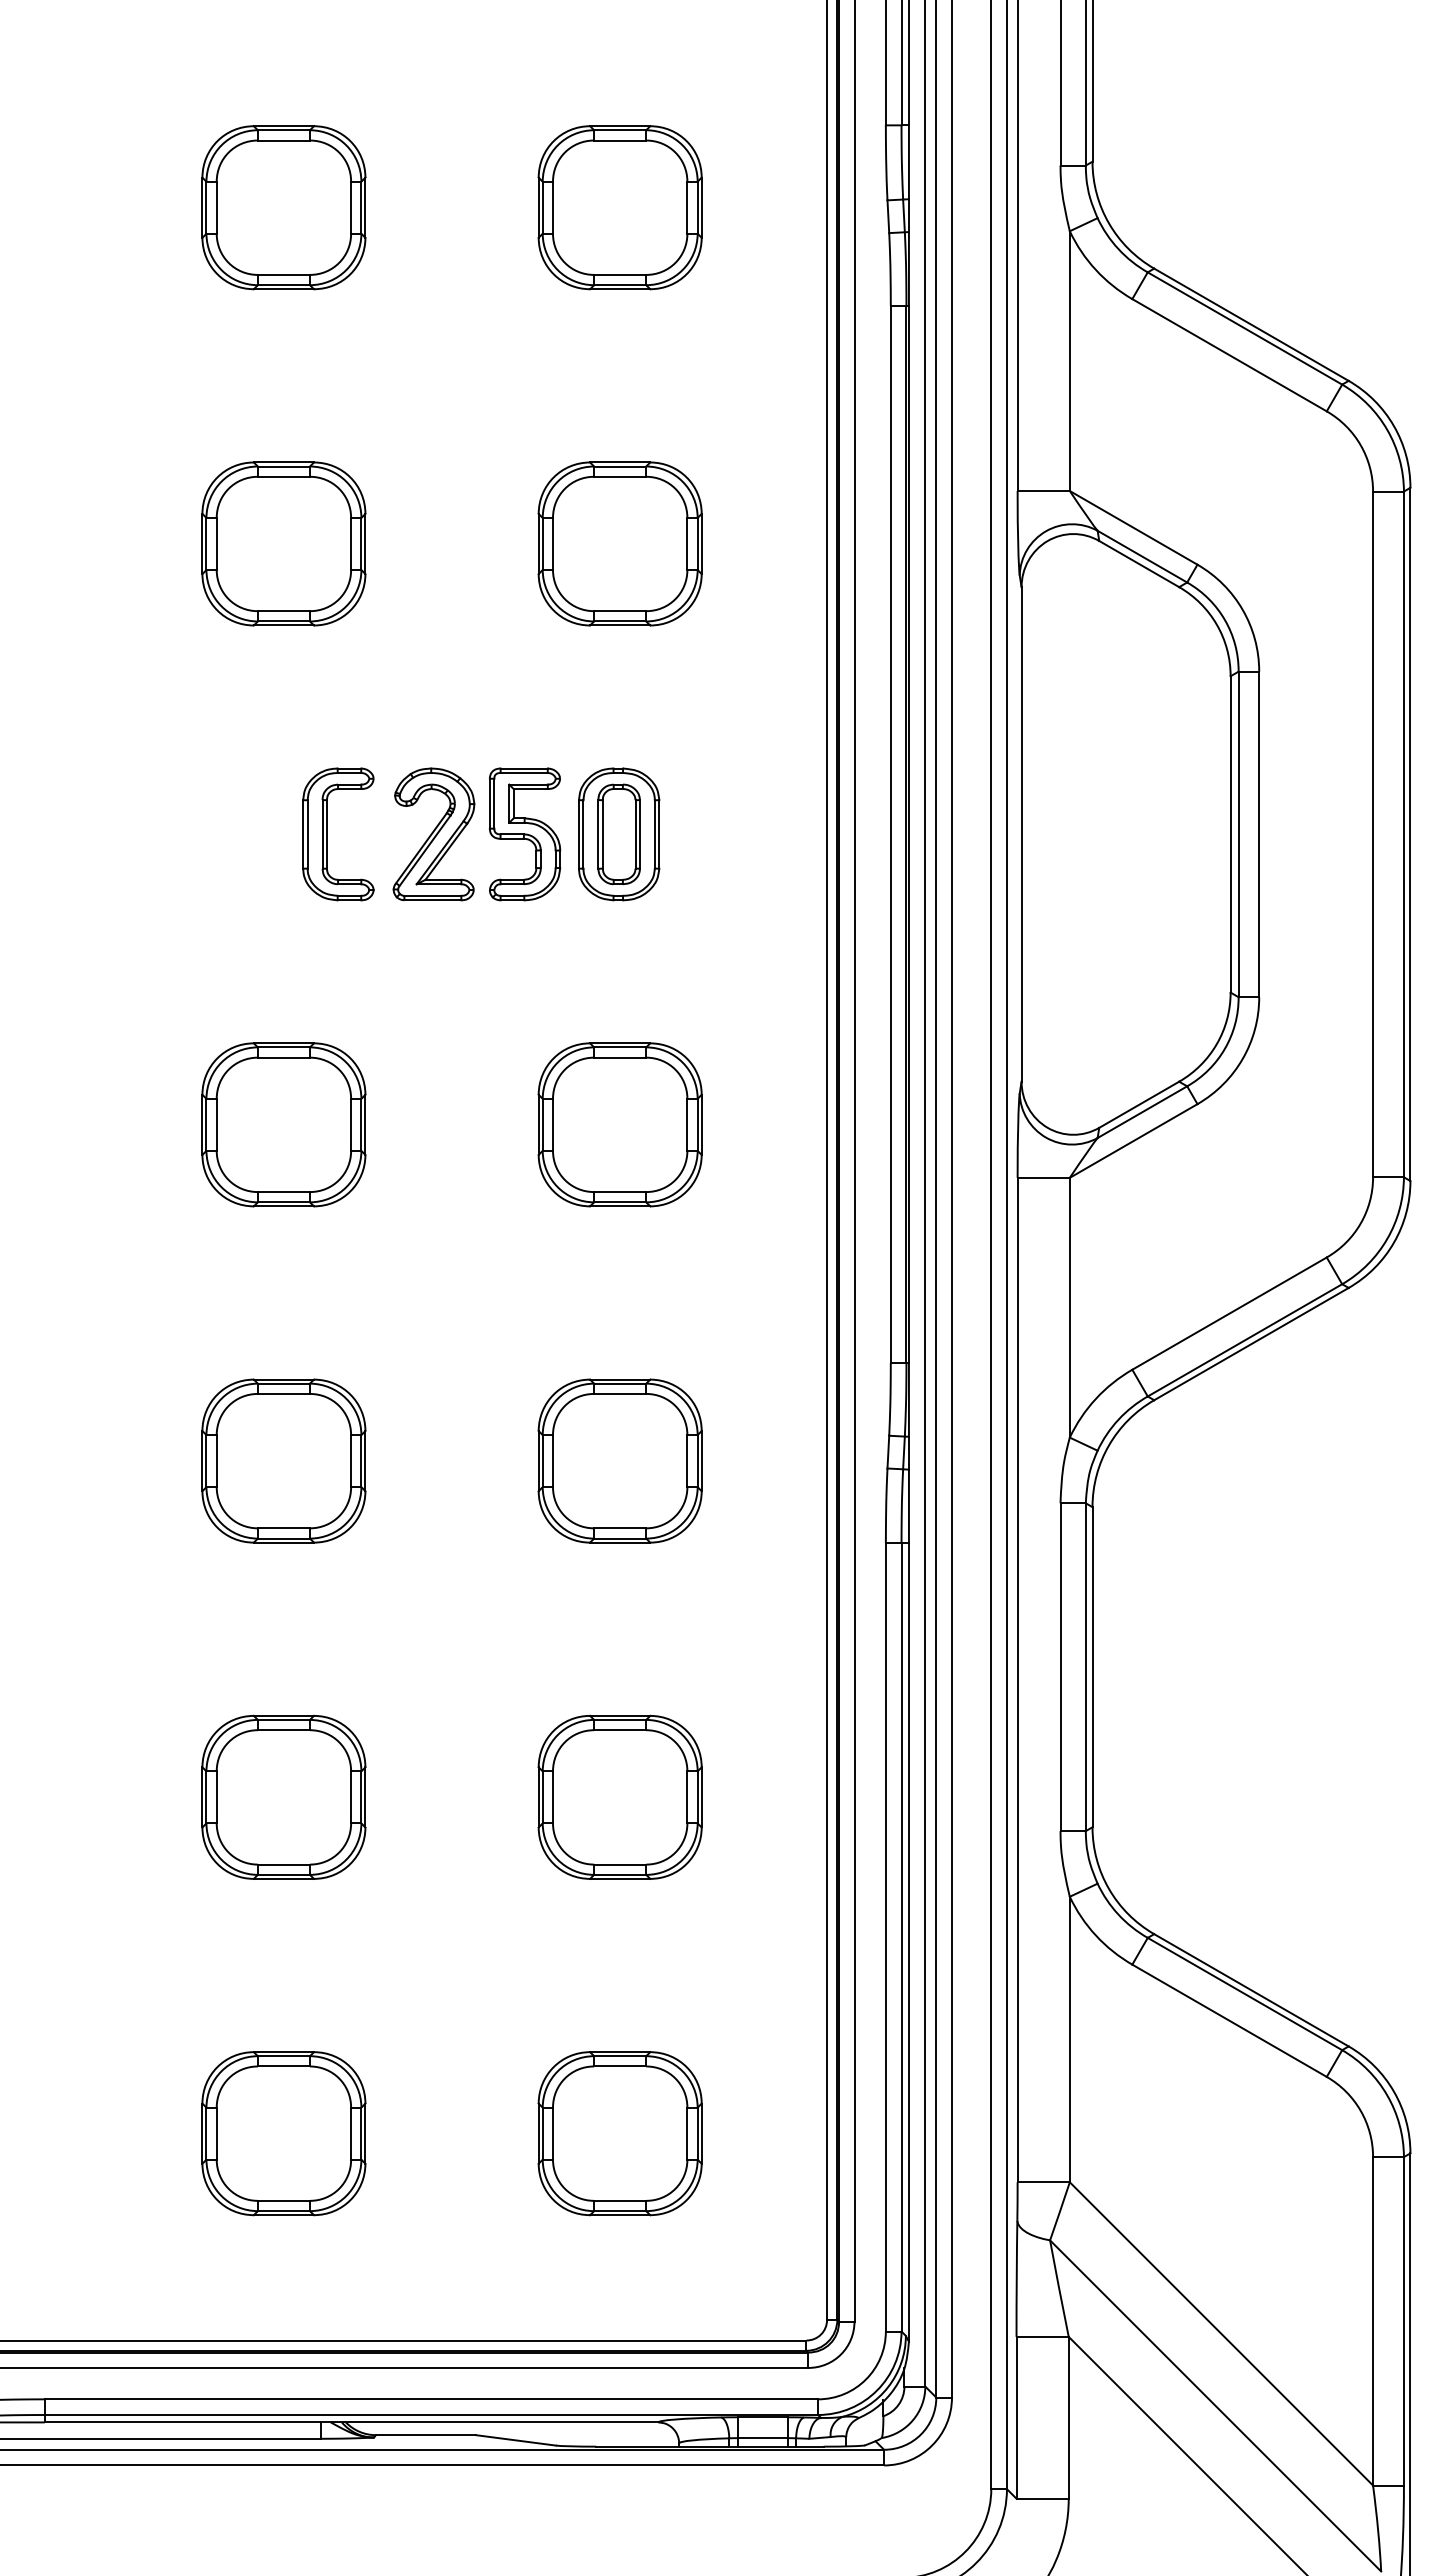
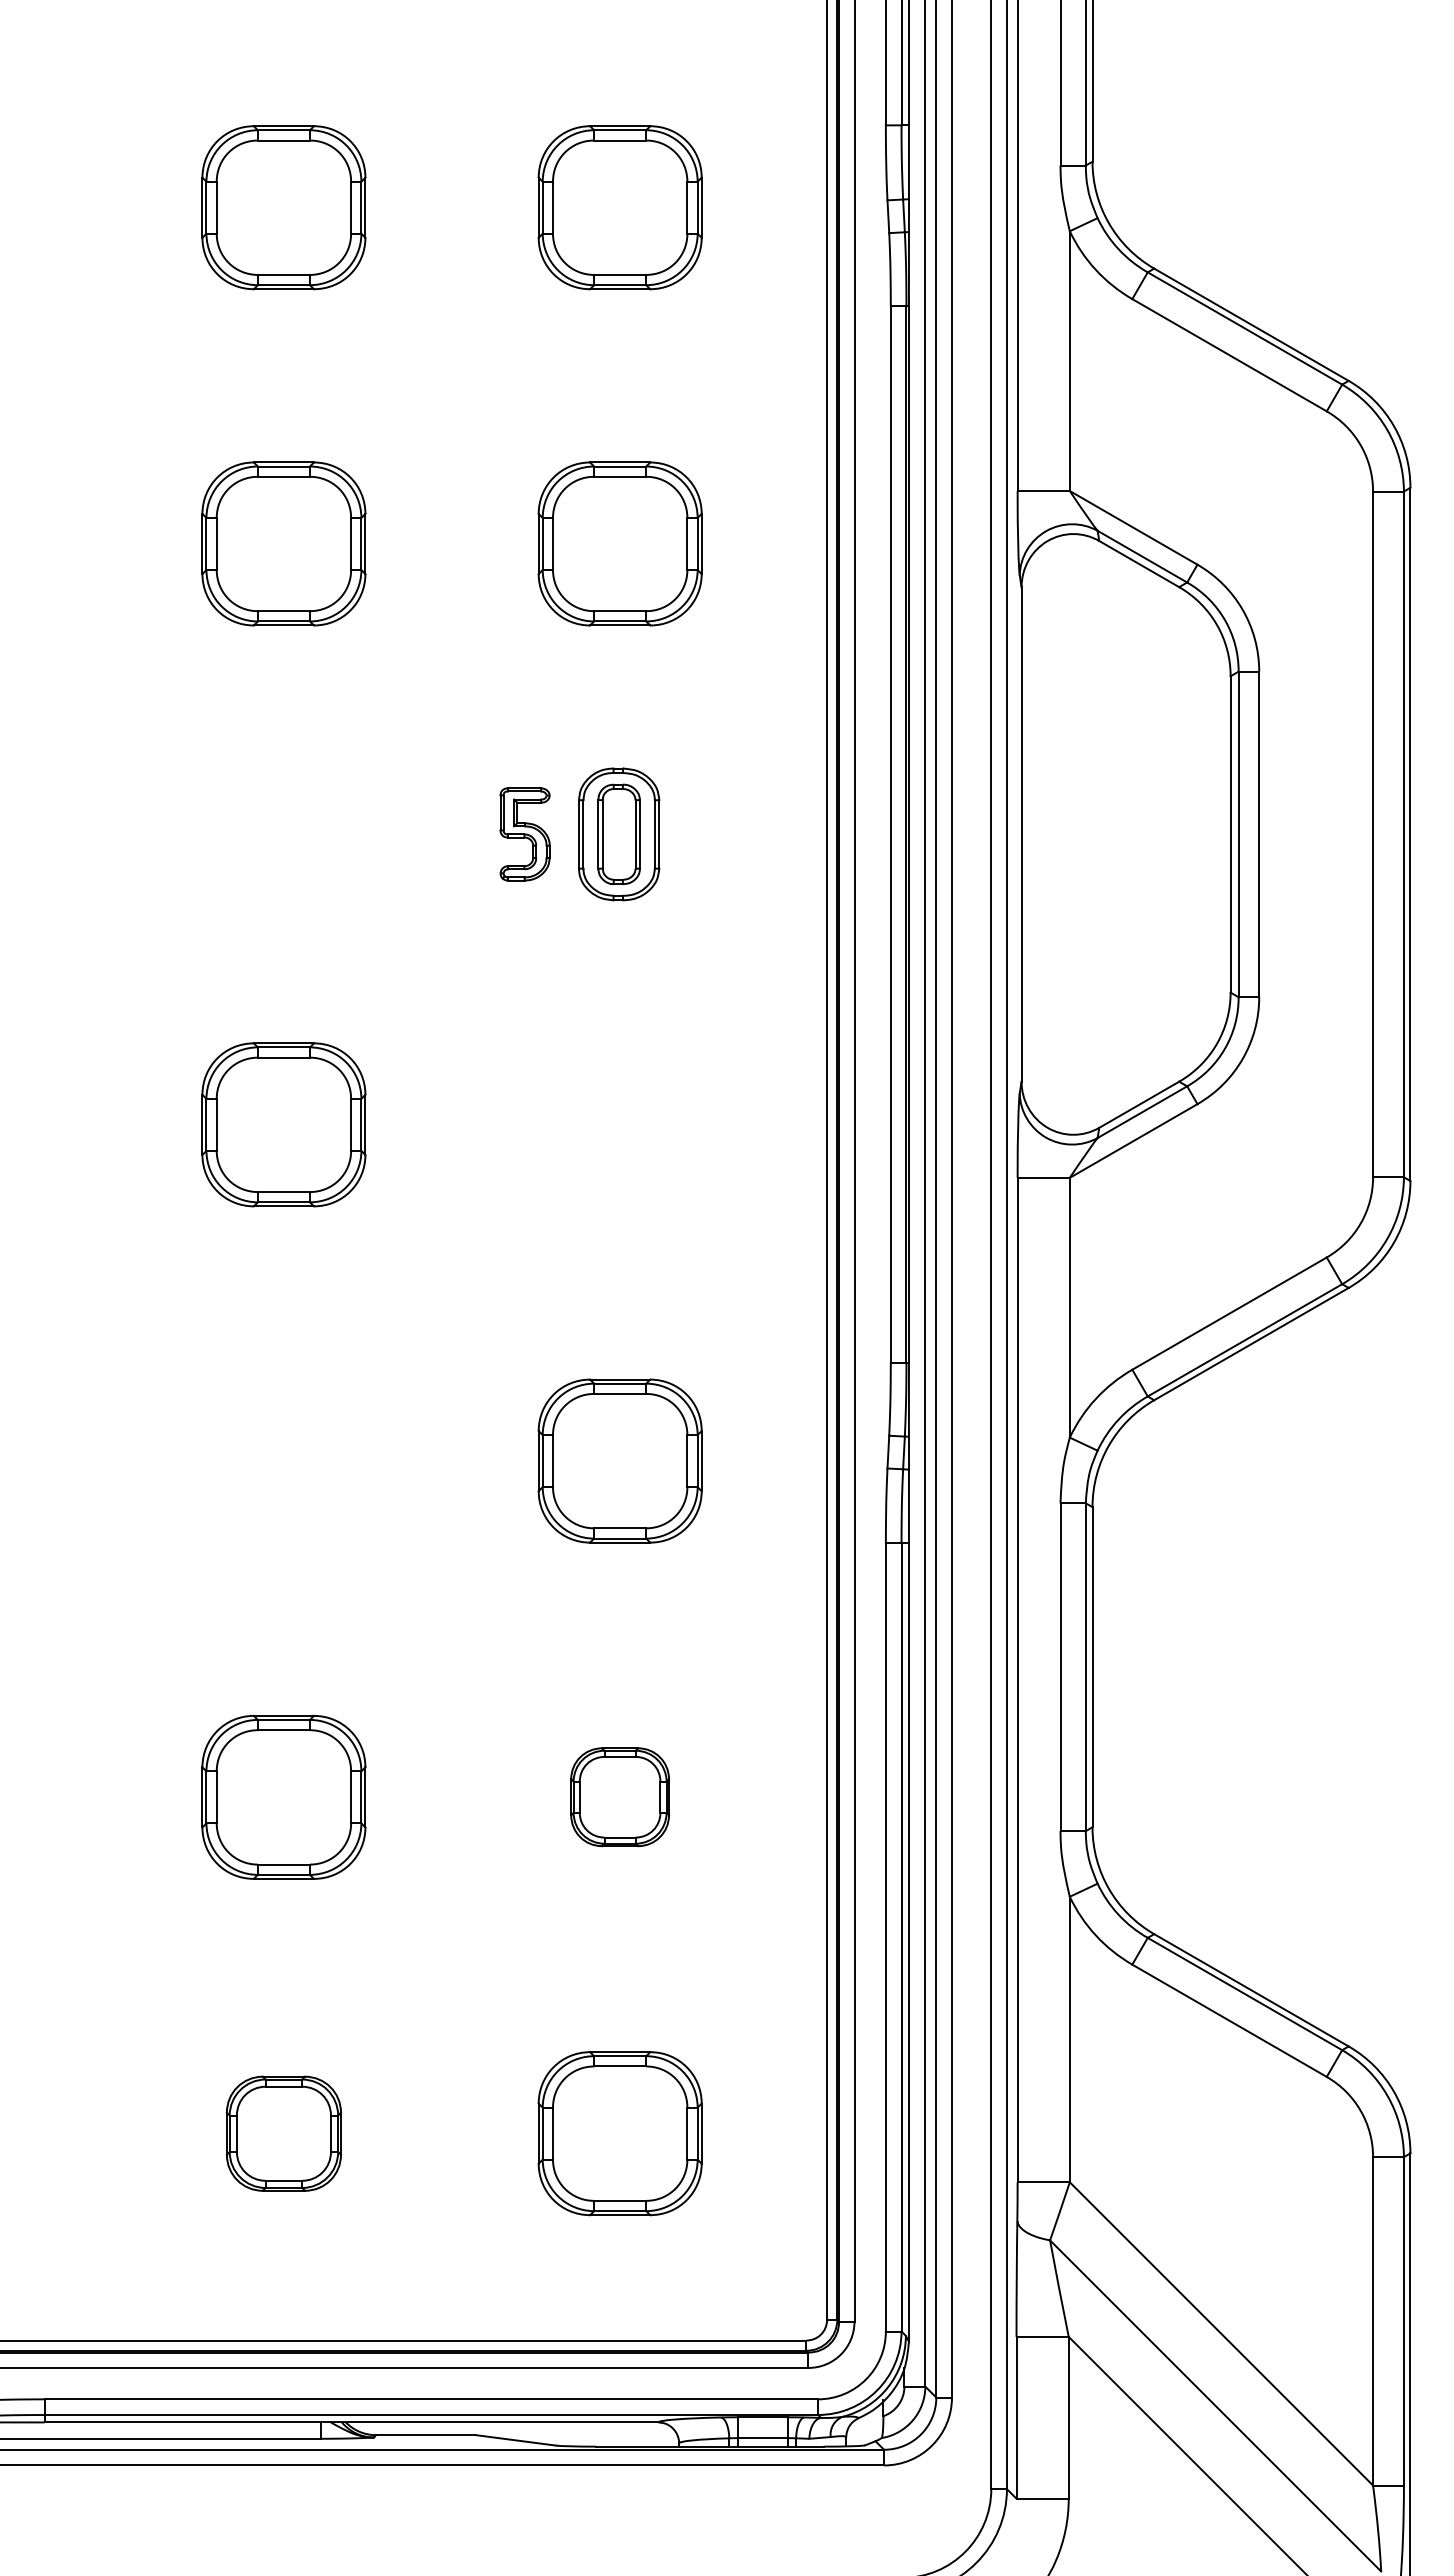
part: present -> none (327, 834)
part: present -> none (433, 834)
part size: 73x135 px -> 52x95 px (524, 834)
part: present -> none (619, 1124)
part: present -> none (283, 1460)
part size: 166x166 px -> 101x101 px (620, 1797)
part size: 166x166 px -> 118x117 px (283, 2133)
